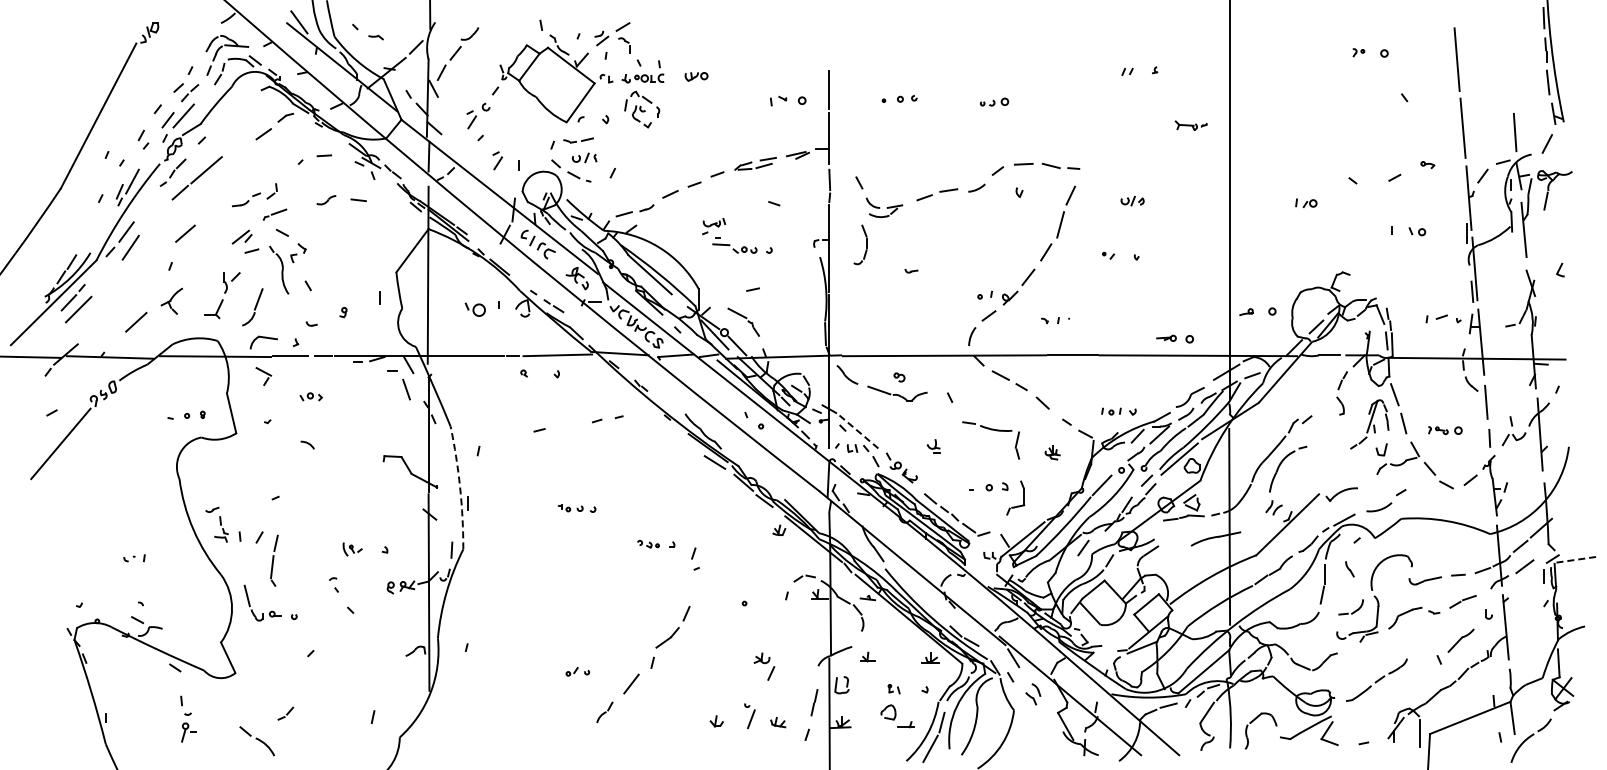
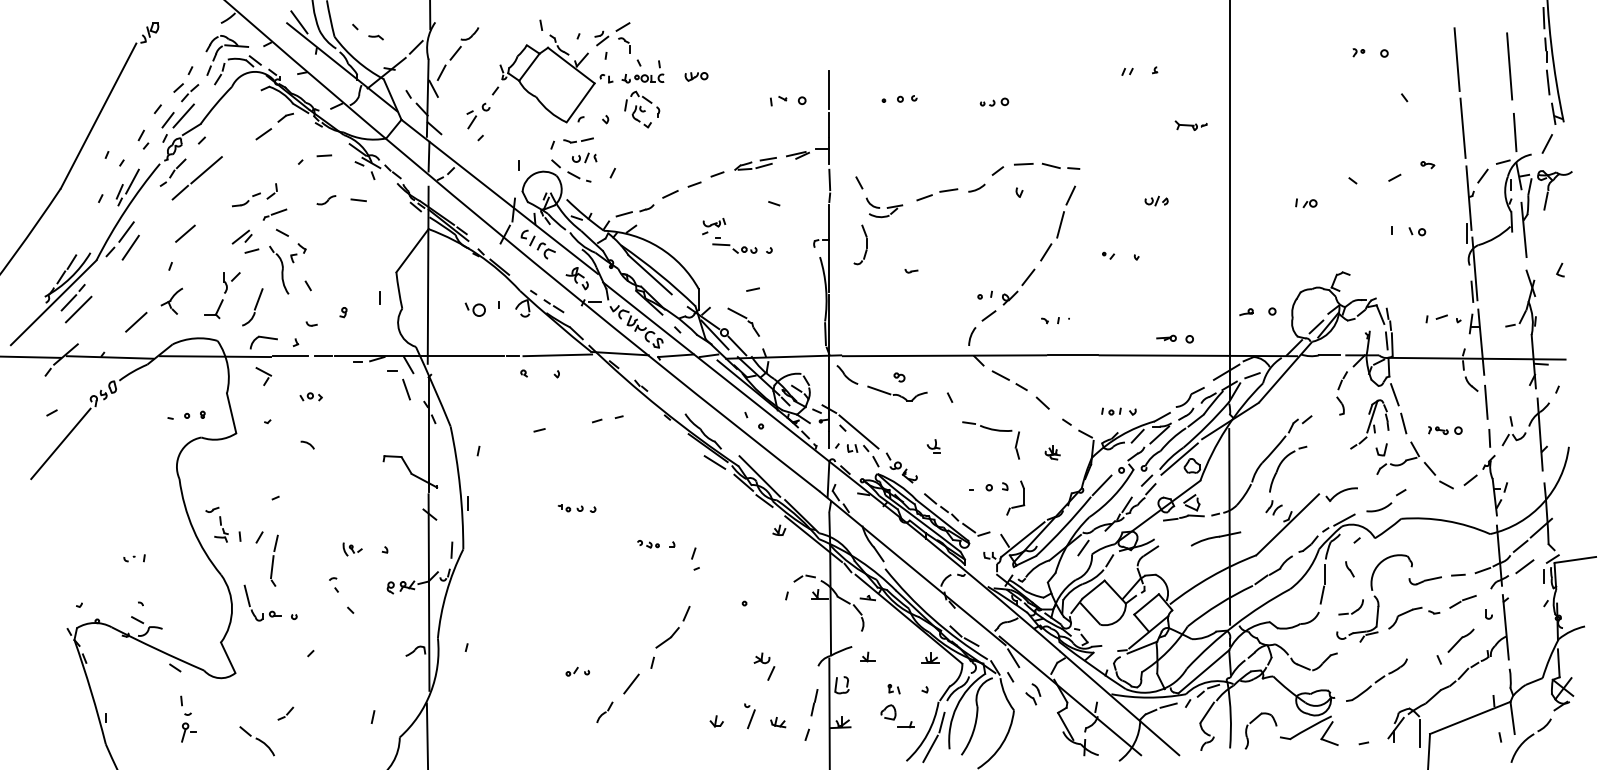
line: none -> present (1509, 66)
part: present -> none (497, 160)
part position: (1132, 200) -> (1156, 200) (1156, 200)
line: dashed -> solid (858, 432)
line: none -> present (759, 476)
arc: dashed -> solid (460, 487)
line: dashed -> solid (1575, 559)
line: none -> present (427, 734)
